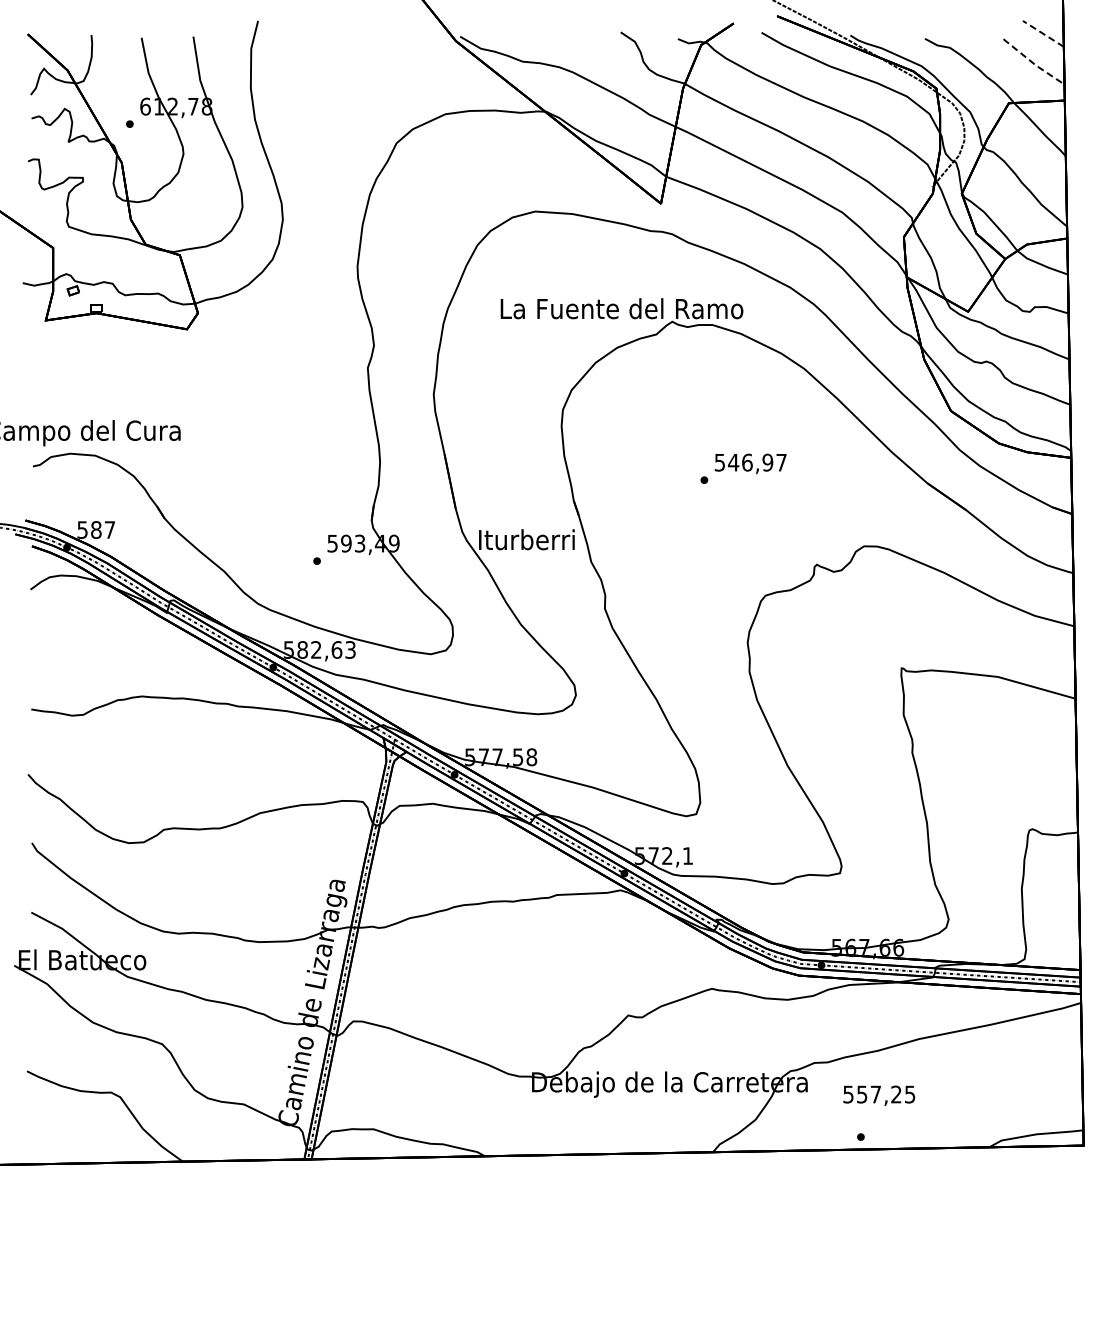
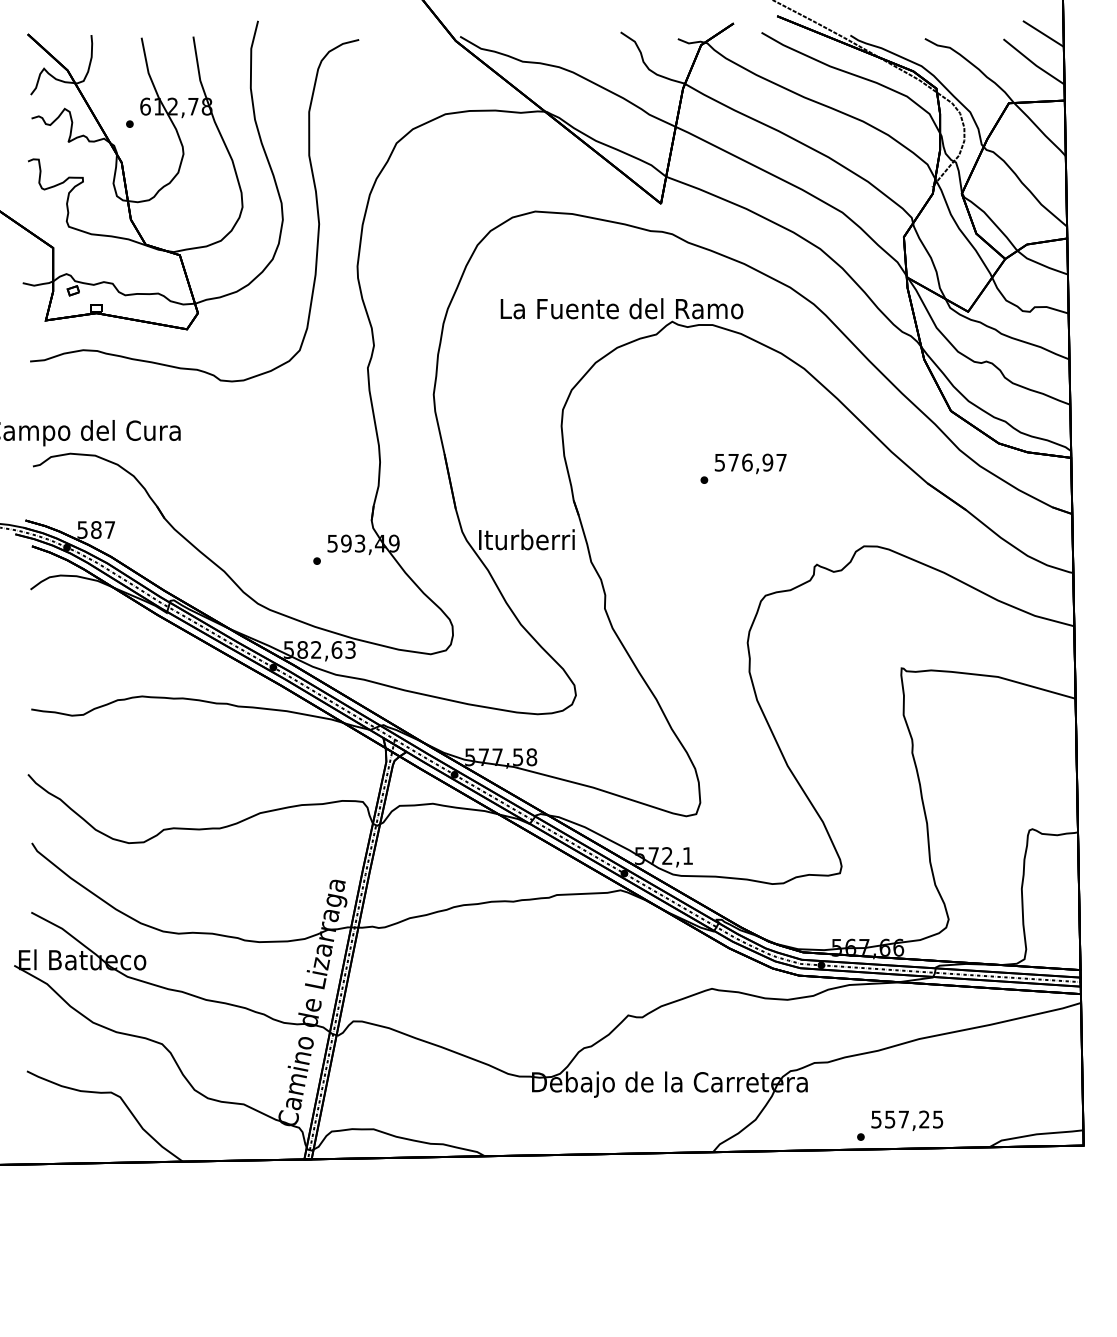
line: dashed -> solid (1042, 33)
line: dashed -> solid (1034, 64)
curve: none -> present (315, 199)
text: 546,97 -> 576,97 (733, 462)
text position: (879, 1095) -> (907, 1120) (907, 1120)
